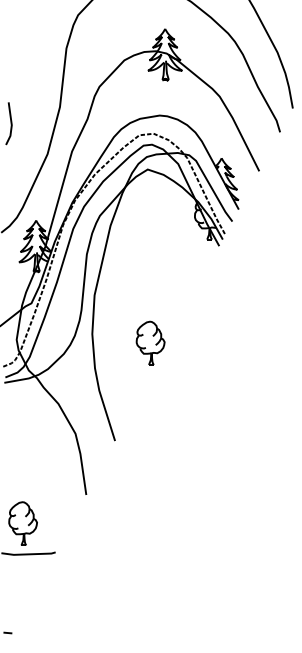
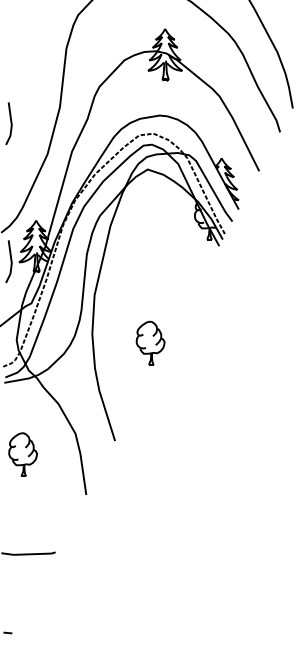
line: none -> present (10, 261)
part position: (22, 523) -> (22, 454) (22, 454)
